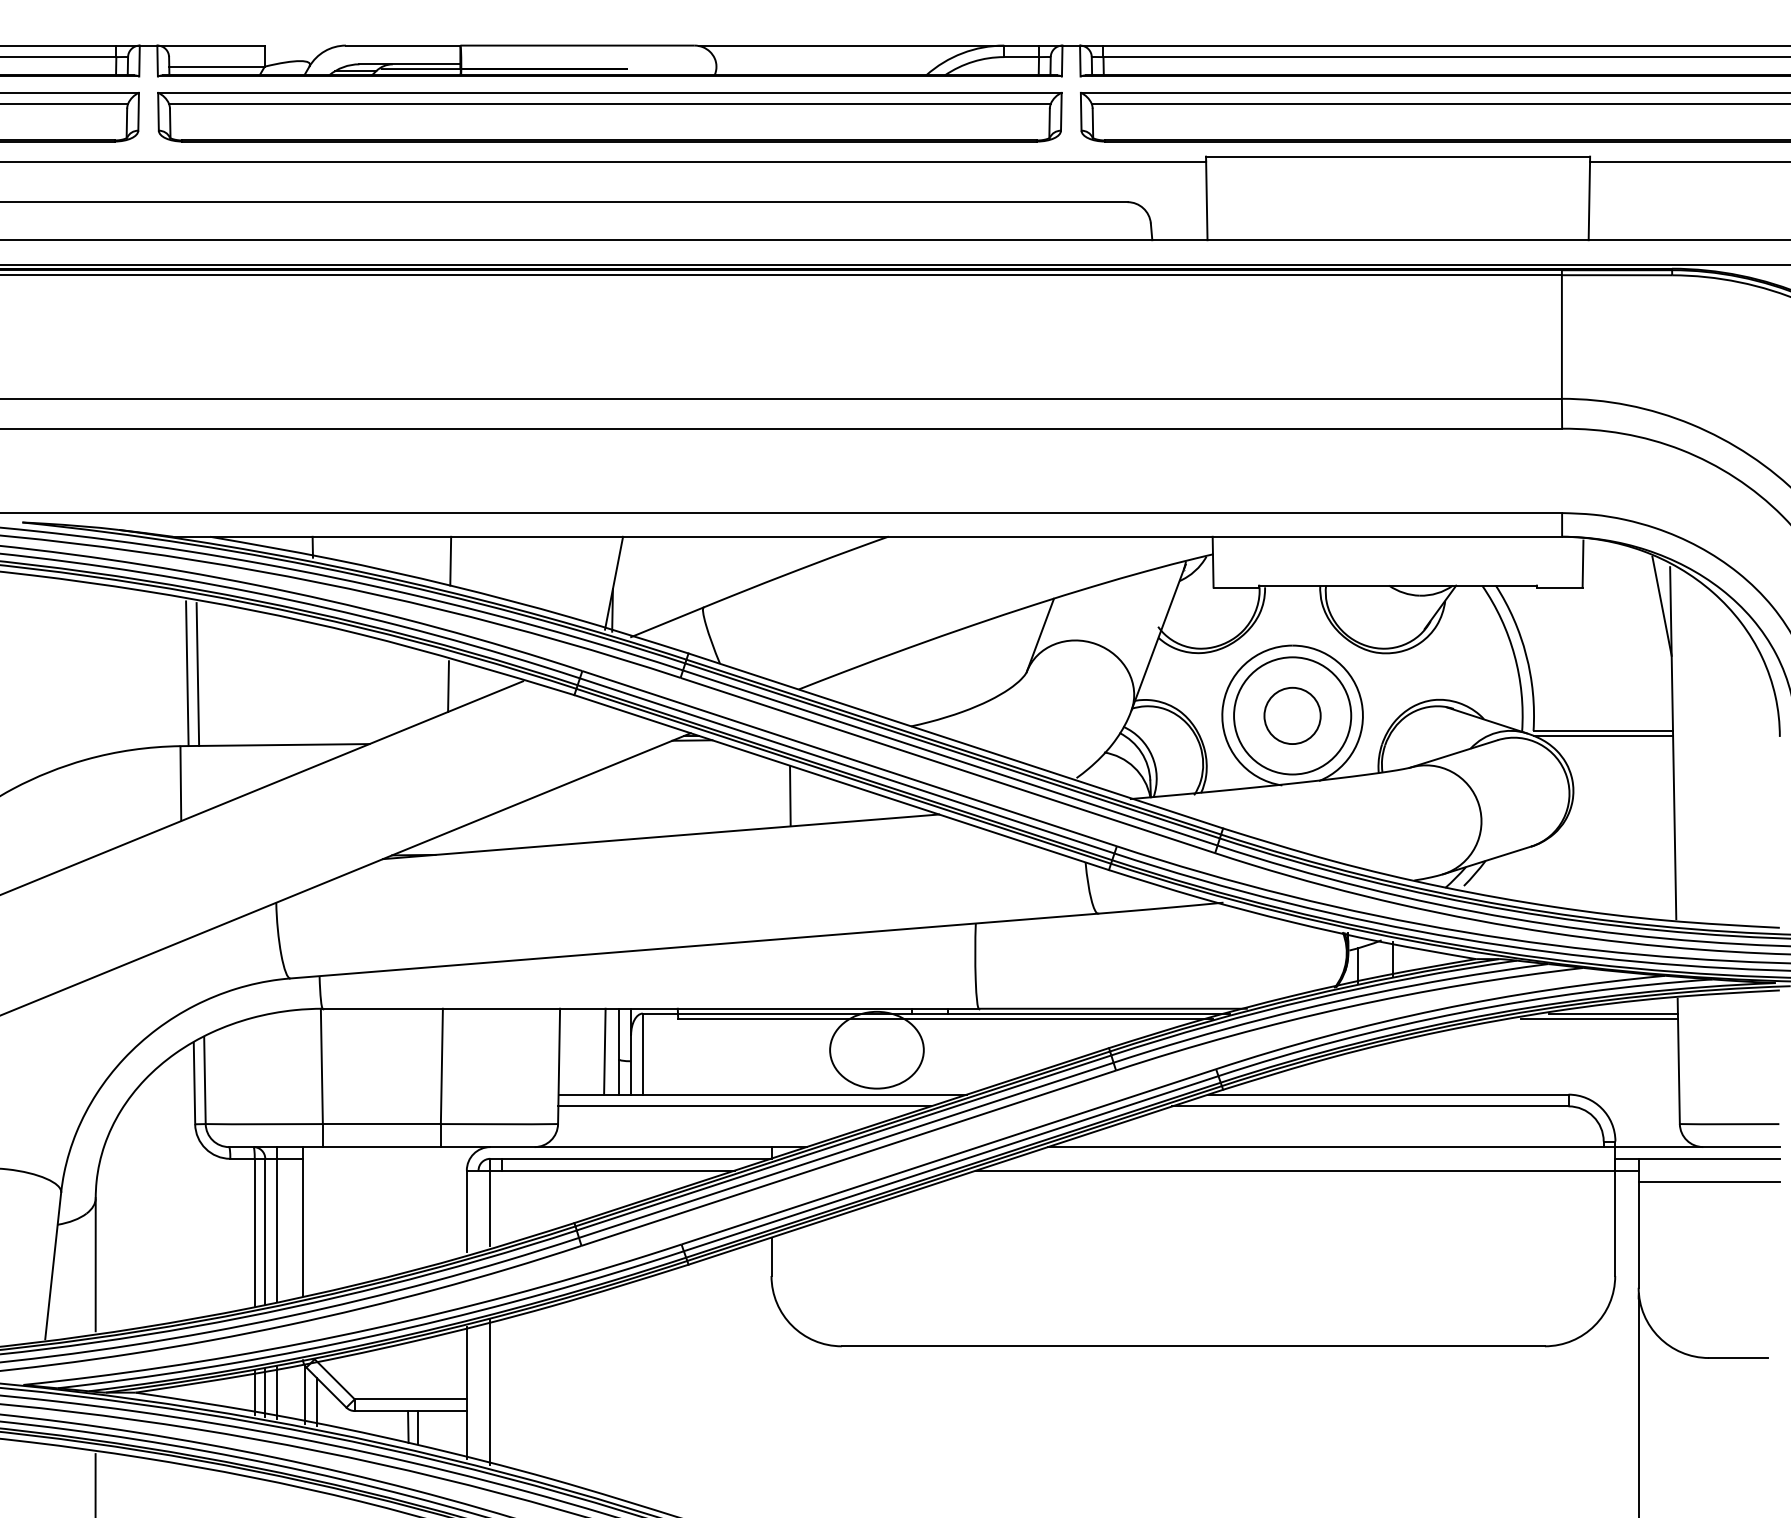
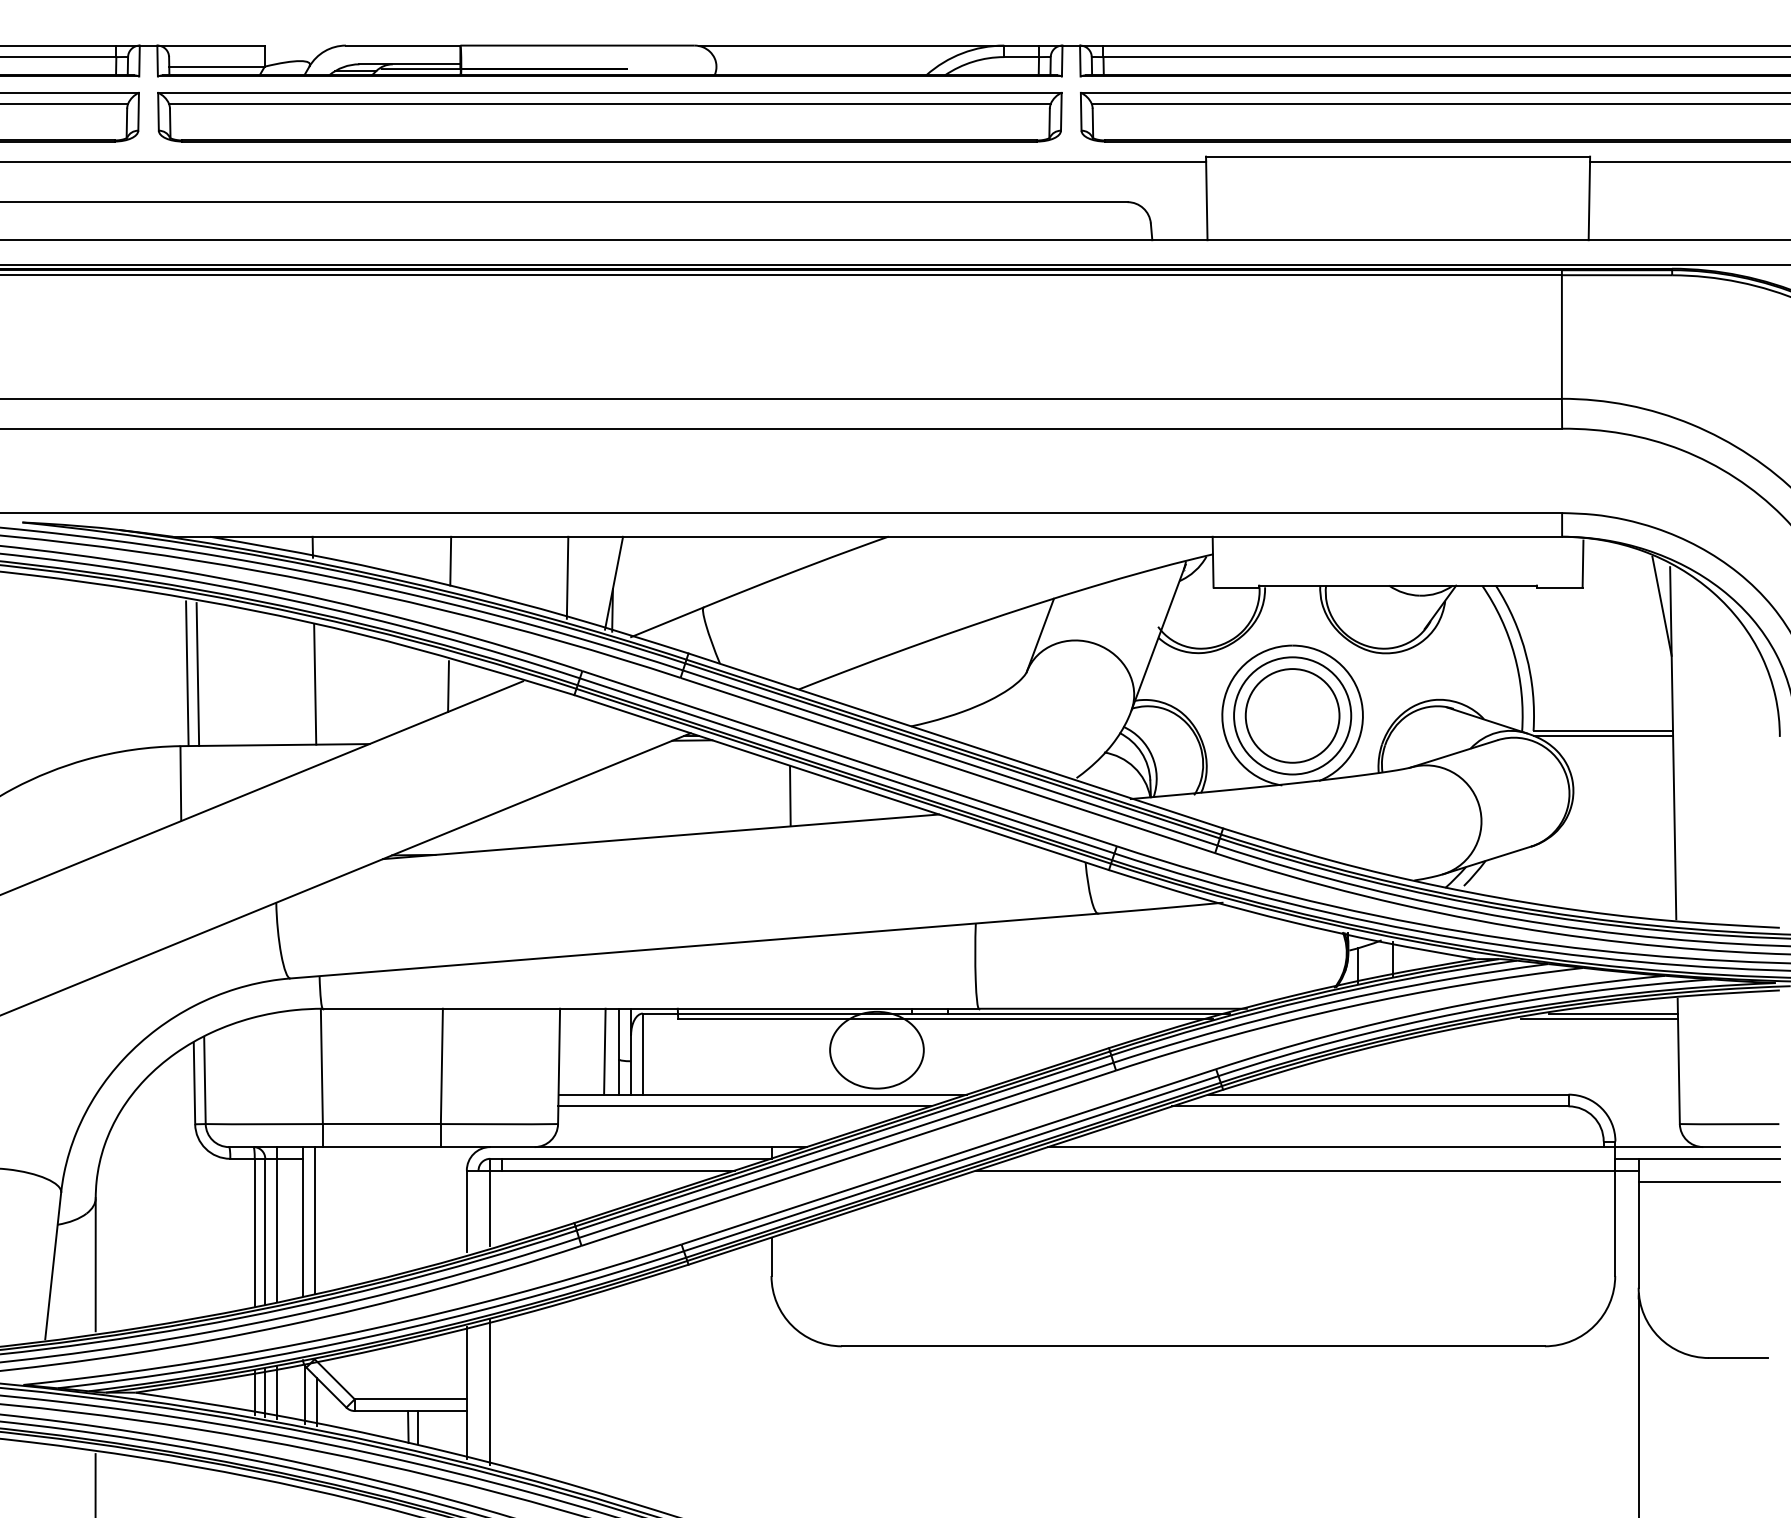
line: none -> present (567, 577)
line: none -> present (315, 684)
circle size: 59x59 px -> 97x96 px (1292, 715)
line: none -> present (314, 1220)
